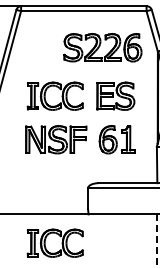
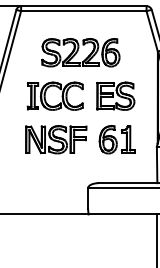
part position: (102, 47) -> (80, 52) (80, 52)
line: dashed -> solid (156, 241)
part: present -> none (54, 242)
